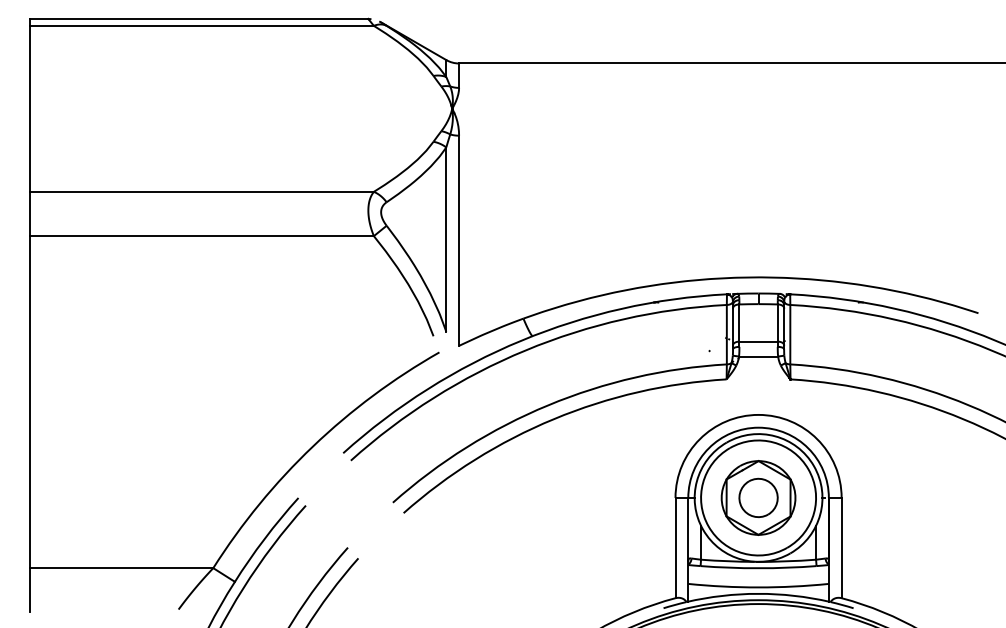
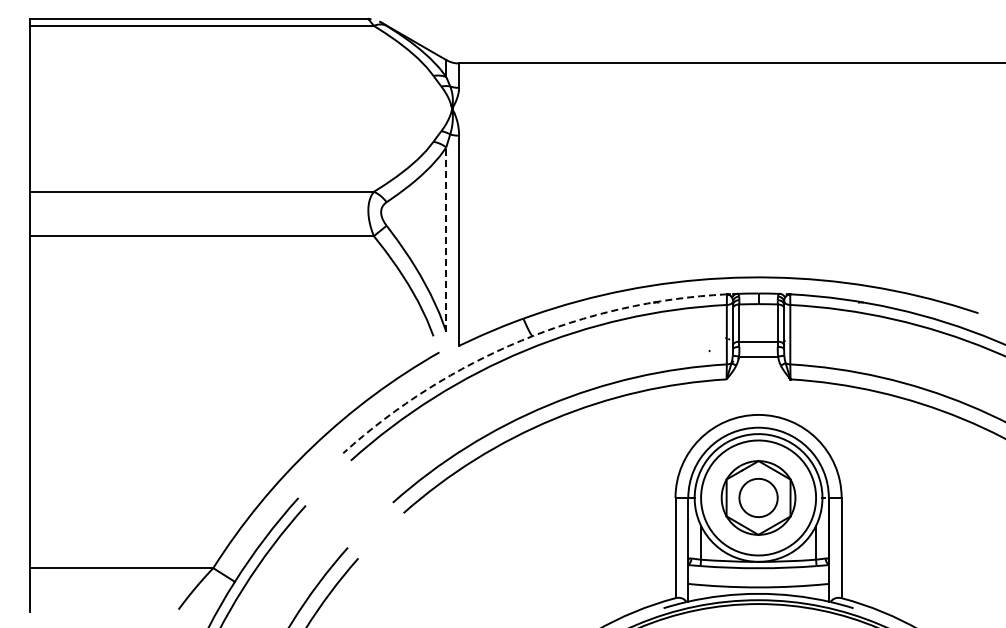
line: solid -> dashed (446, 239)
arc: solid -> dashed (521, 340)
